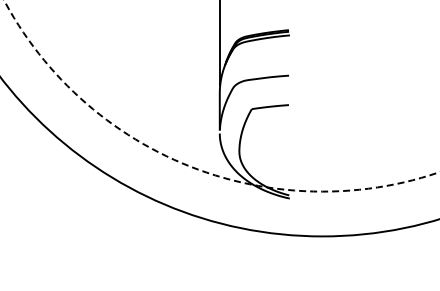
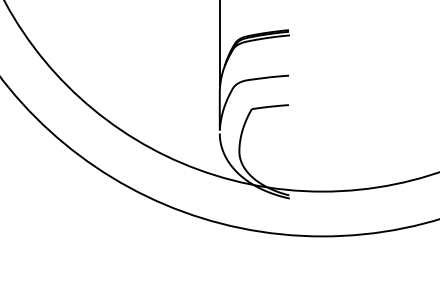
circle: dashed -> solid (221, 95)
